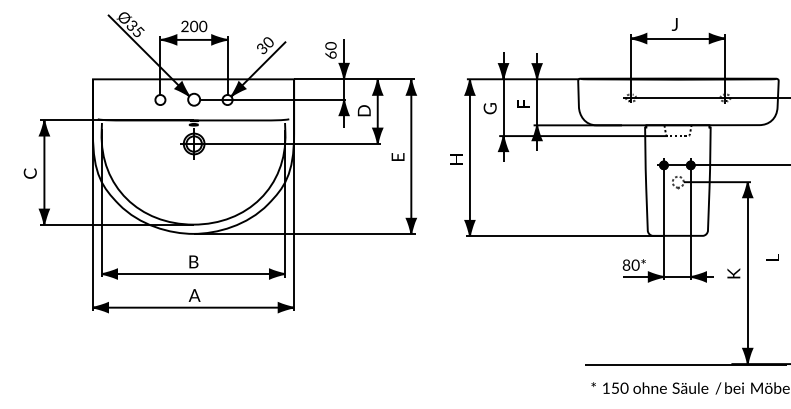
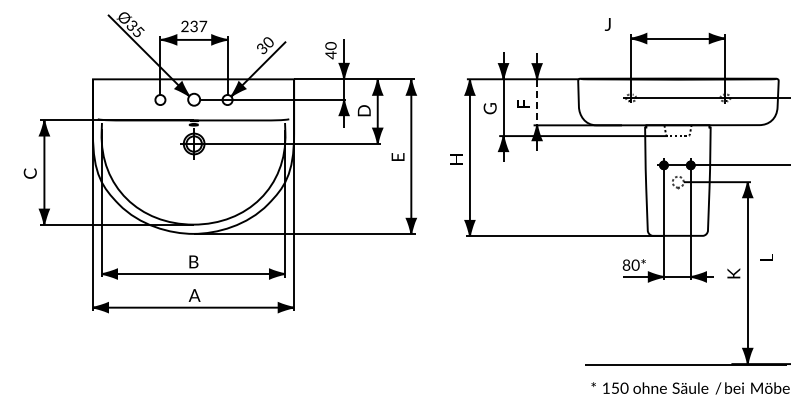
text position: (674, 24) -> (607, 24) (607, 24)
text: 200 -> 237 (198, 26)
text: 60 -> 40 (330, 55)
line: solid -> dashed (537, 102)
text position: (772, 257) -> (766, 257) (766, 257)
